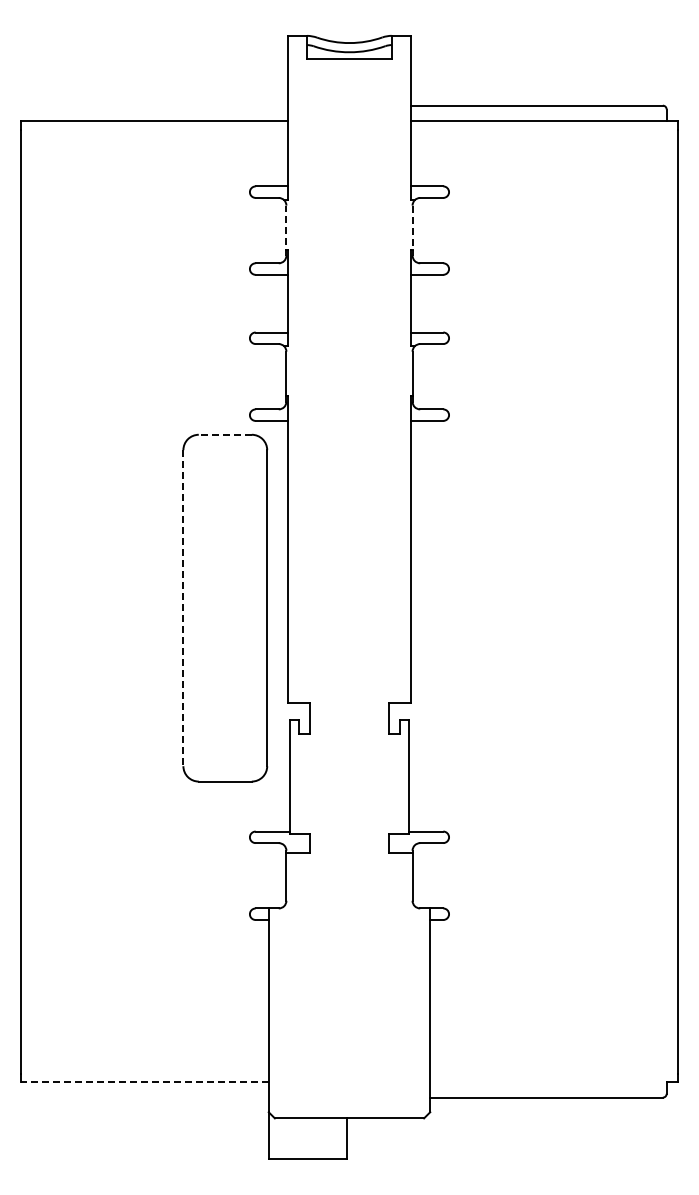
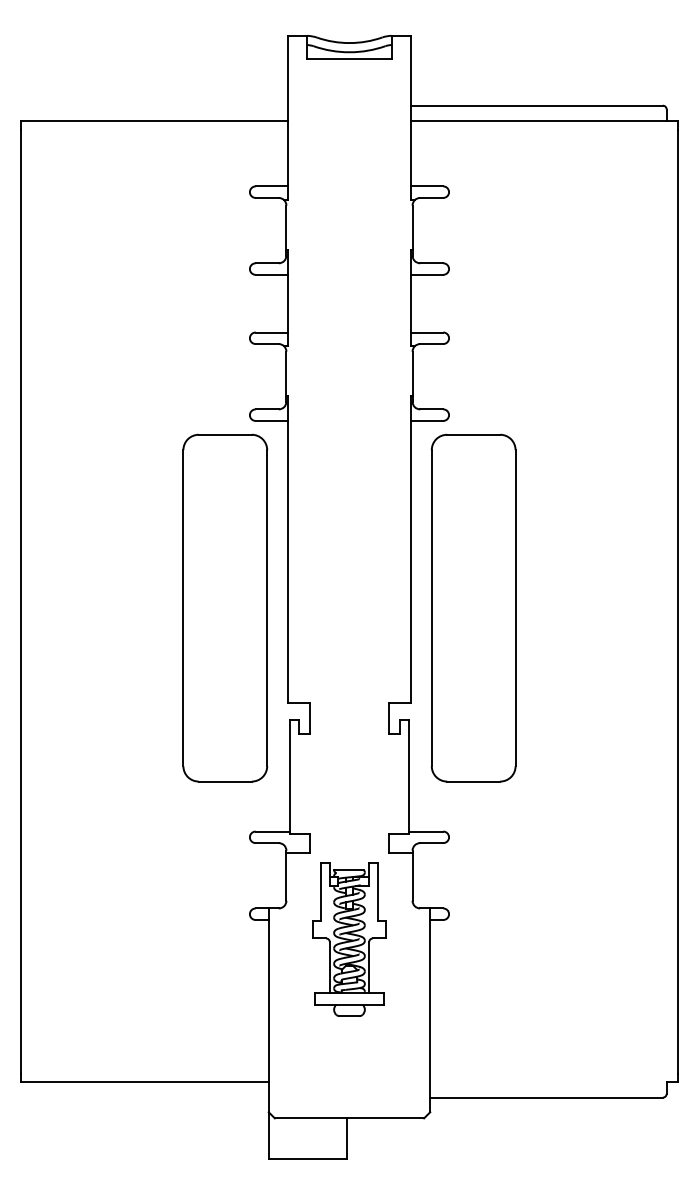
line: dashed -> solid (286, 230)
line: dashed -> solid (412, 230)
line: dashed -> solid (225, 434)
part: none -> present (473, 607)
line: dashed -> solid (183, 608)
part: none -> present (349, 939)
line: dashed -> solid (144, 1082)
